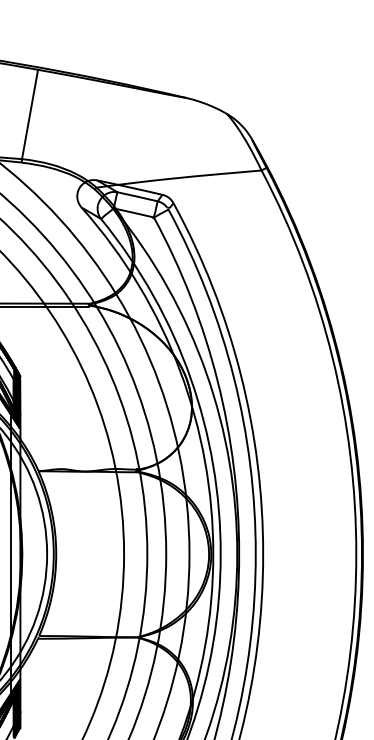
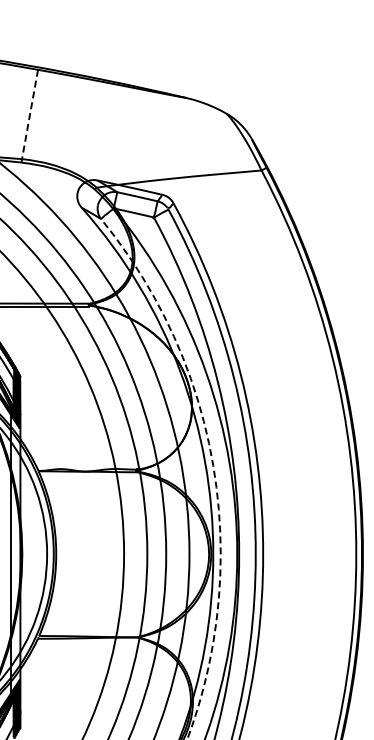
line: solid -> dashed (29, 114)
arc: solid -> dashed (213, 468)
